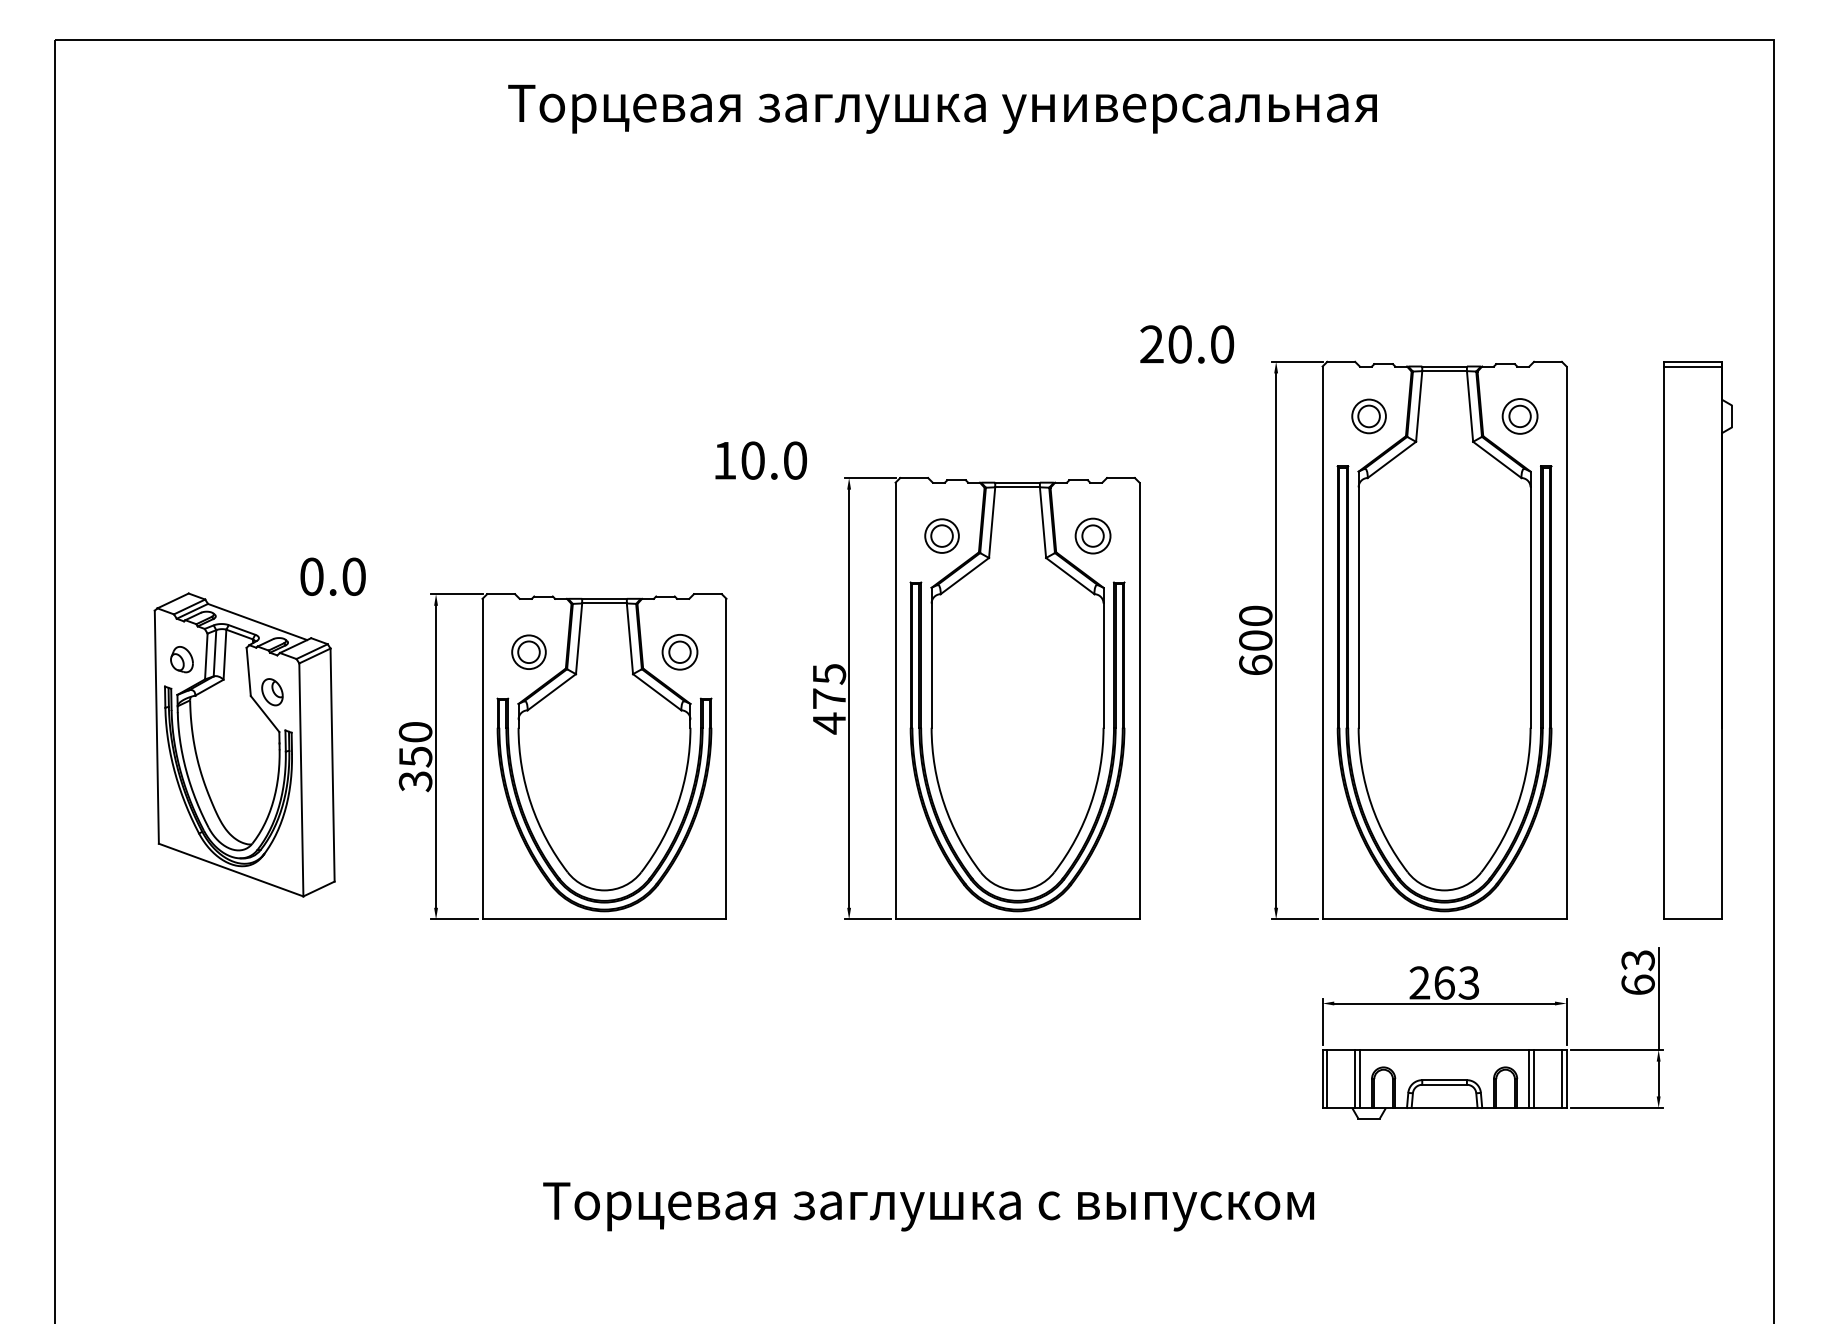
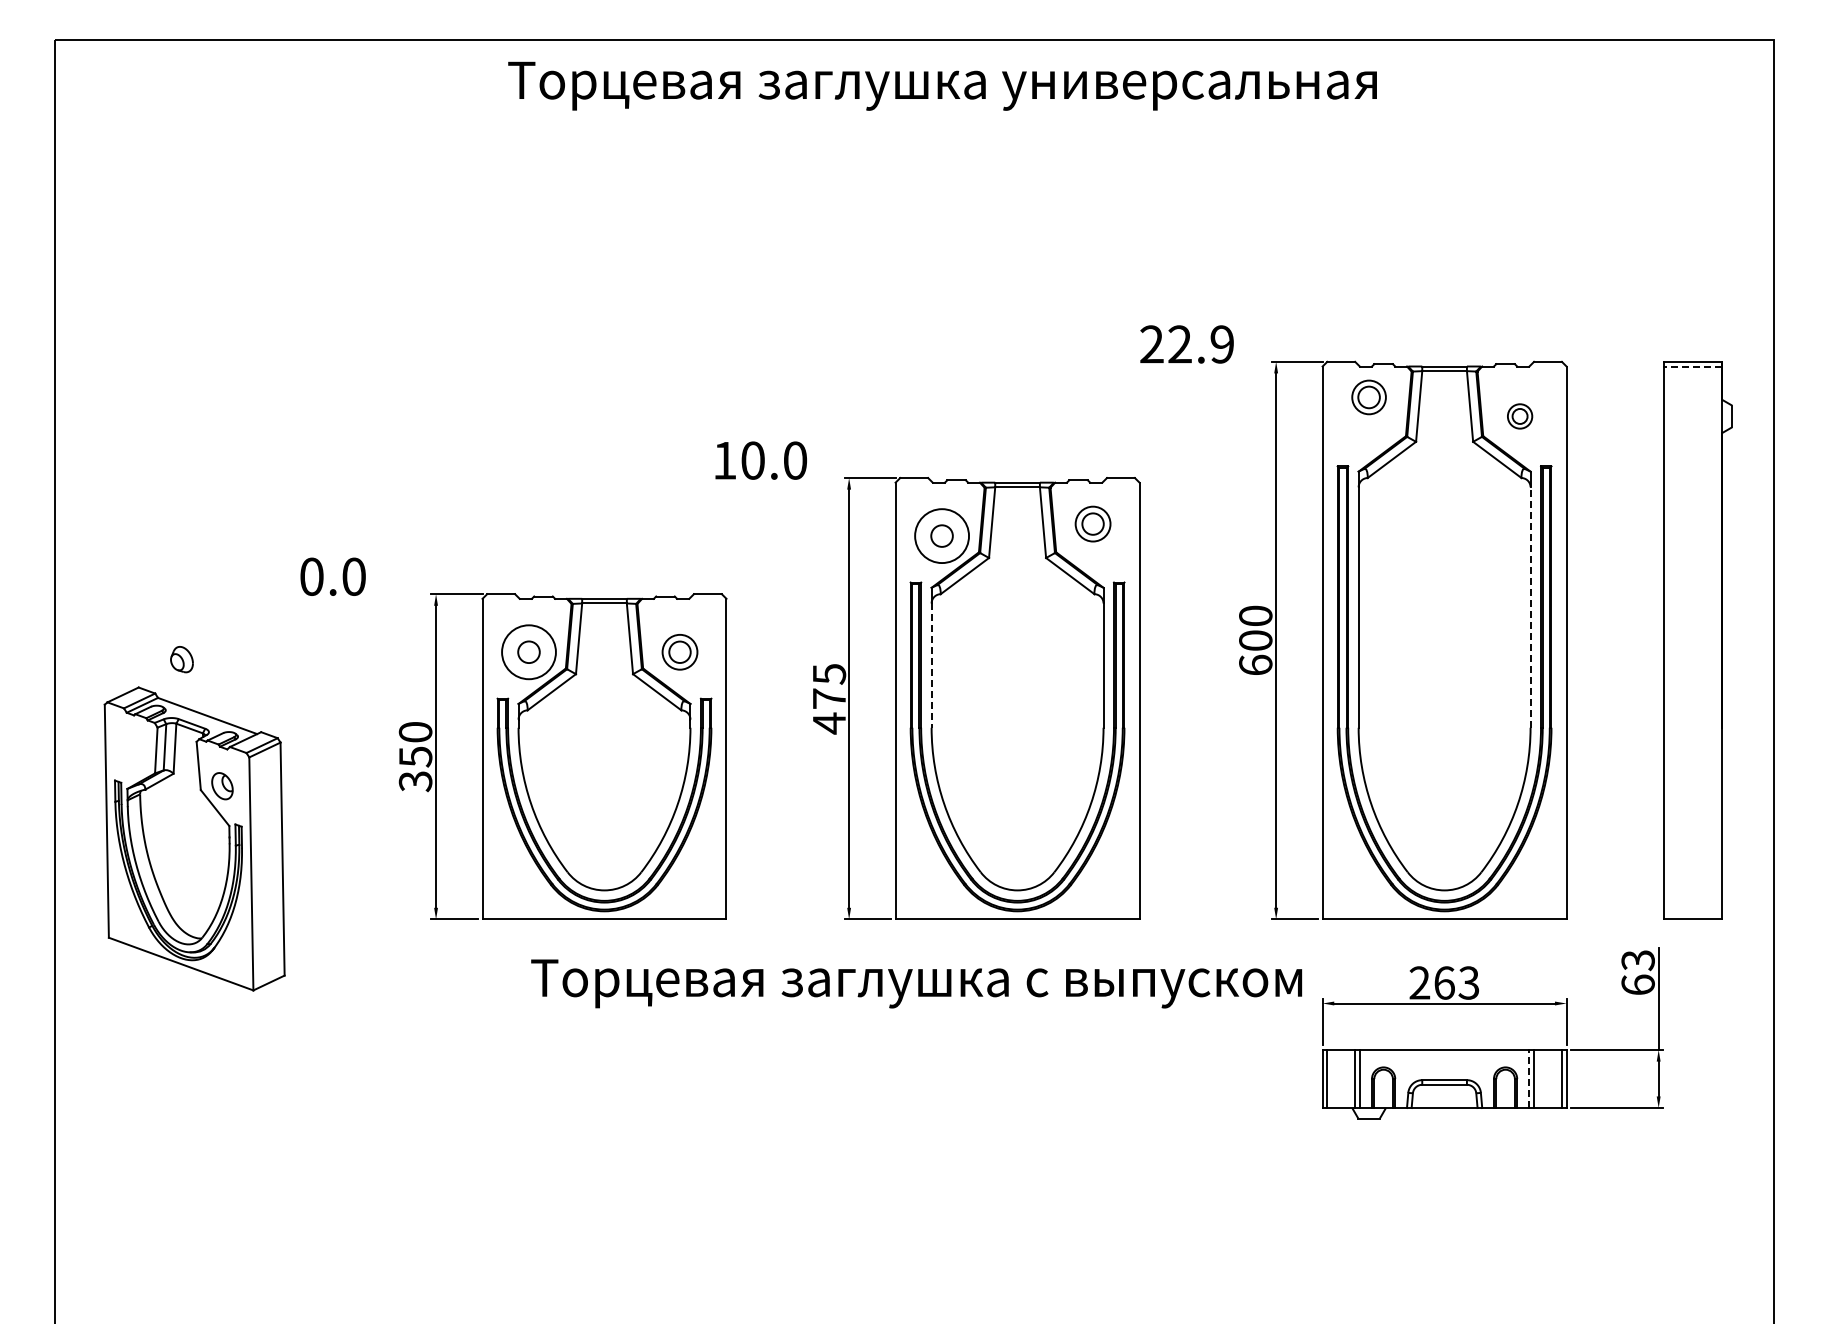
text position: (942, 108) -> (942, 85) (942, 85)
text: 20.0 -> 22.9 (1201, 344)
line: solid -> dashed (1692, 366)
part position: (1368, 416) -> (1368, 397) (1368, 397)
part size: 38x37 px -> 27x27 px (1520, 416)
circle diameter: 34 px -> 54 px (942, 536)
part position: (1092, 535) -> (1092, 523) (1092, 523)
line: solid -> dashed (1530, 607)
circle diameter: 34 px -> 54 px (528, 652)
line: solid -> dashed (931, 666)
part position: (244, 744) -> (194, 838) (194, 838)
line: solid -> dashed (1529, 1078)
text position: (928, 1206) -> (916, 983) (916, 983)
